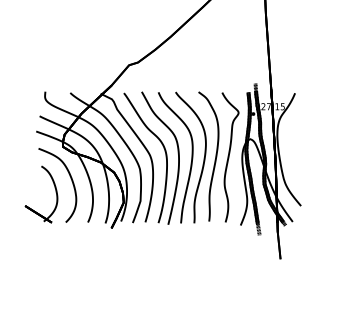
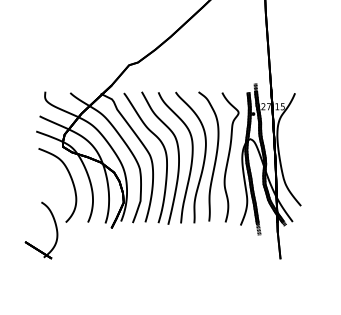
part position: (55, 192) -> (55, 228) (55, 228)
